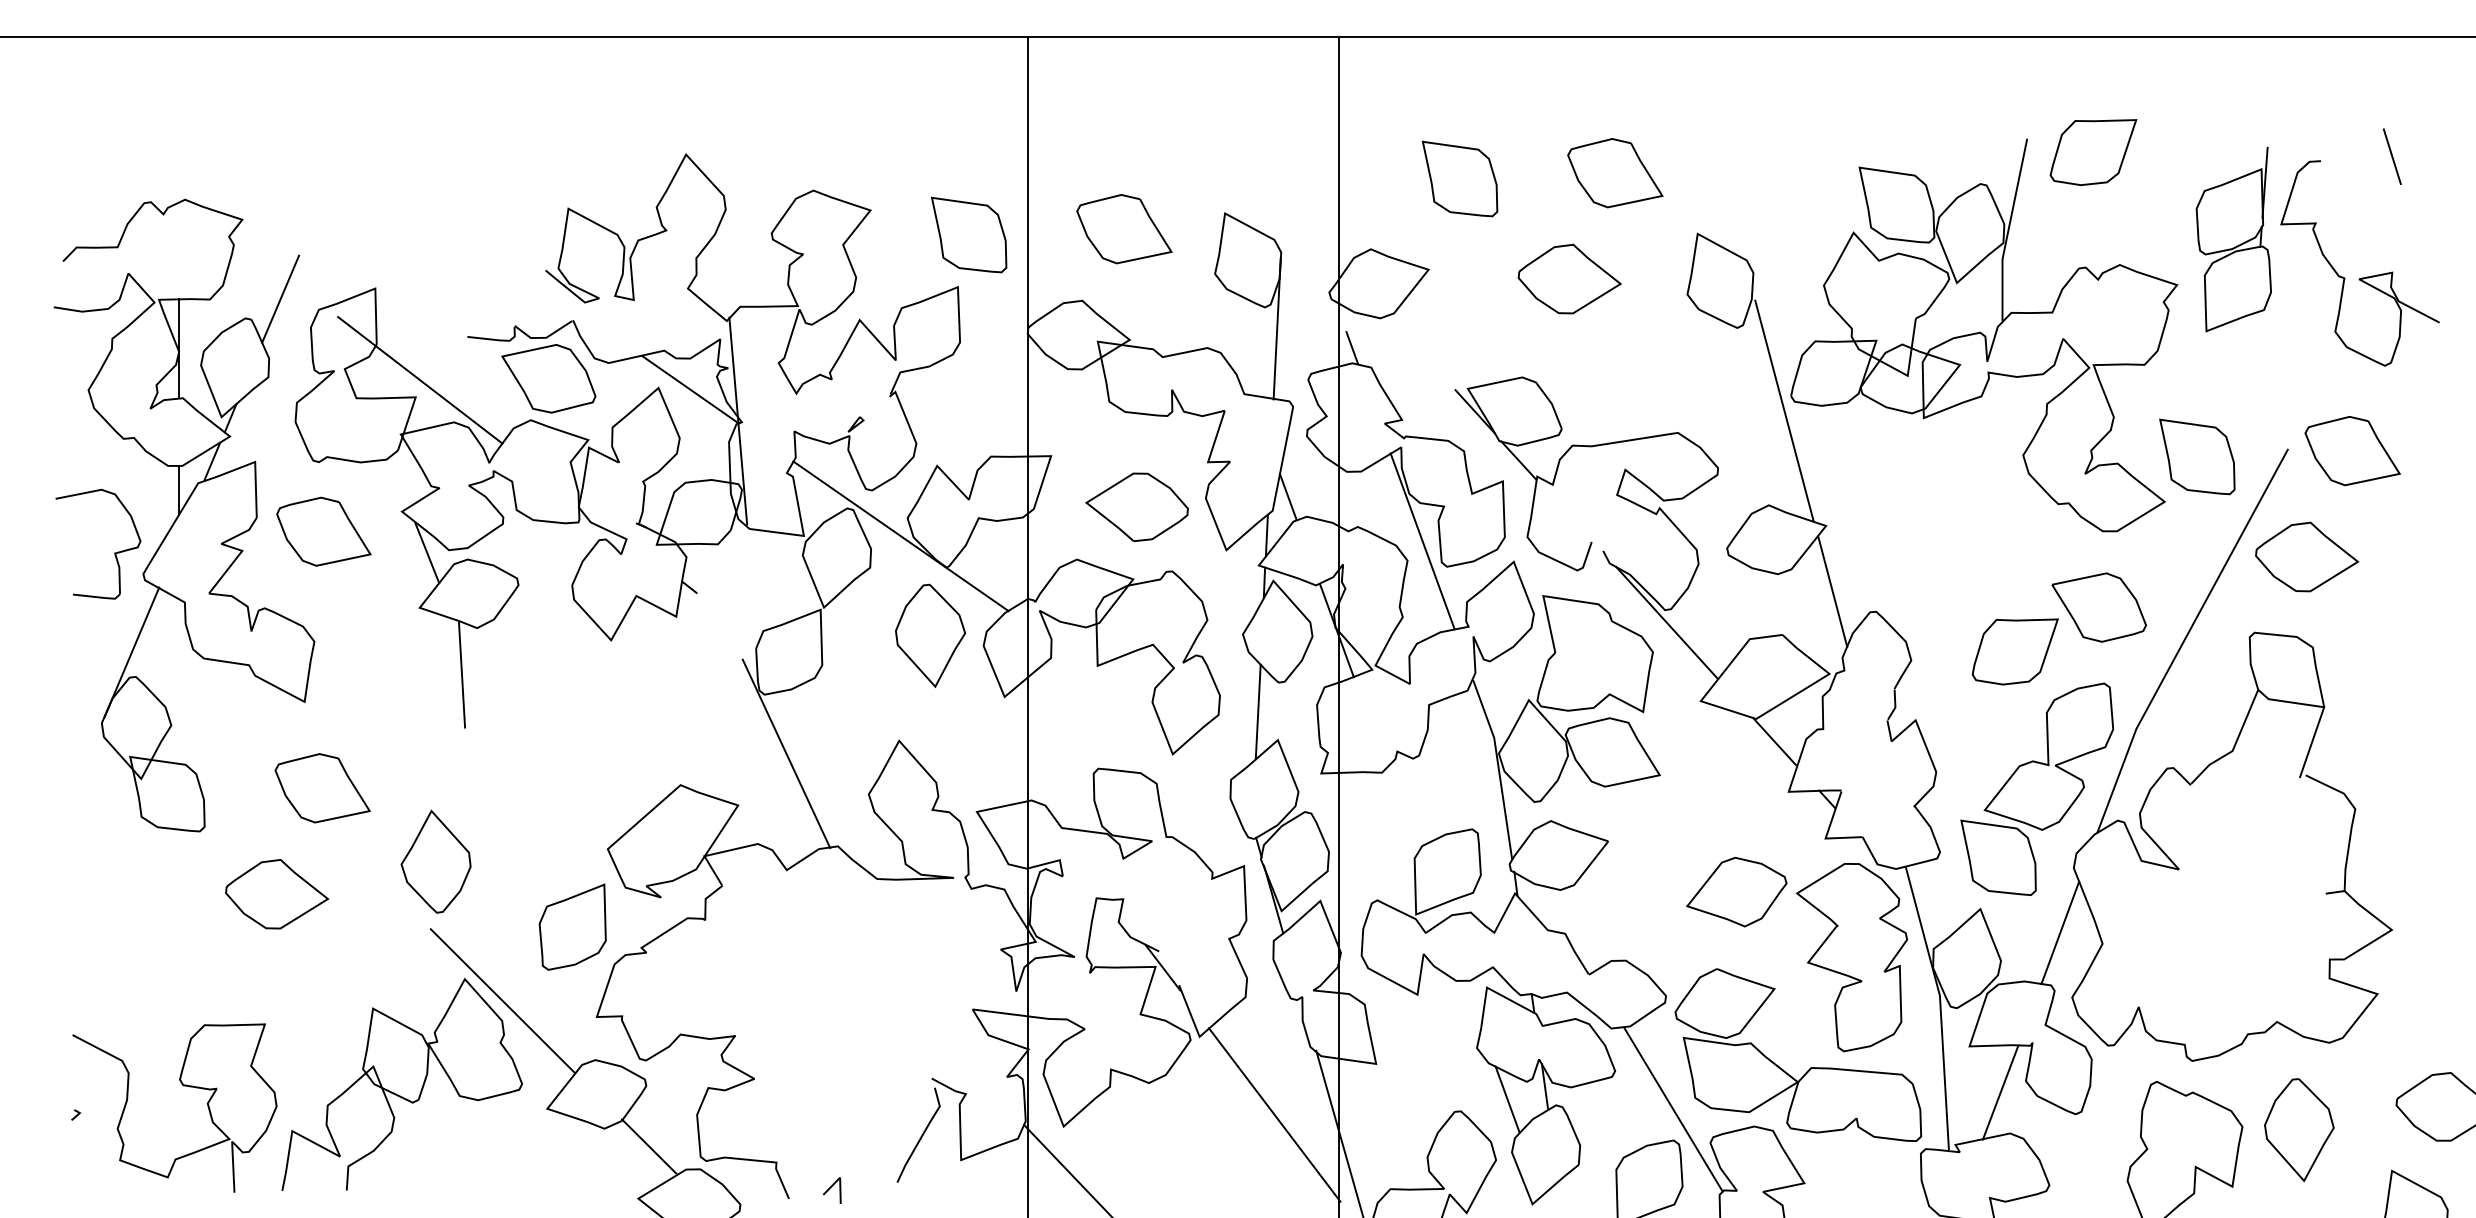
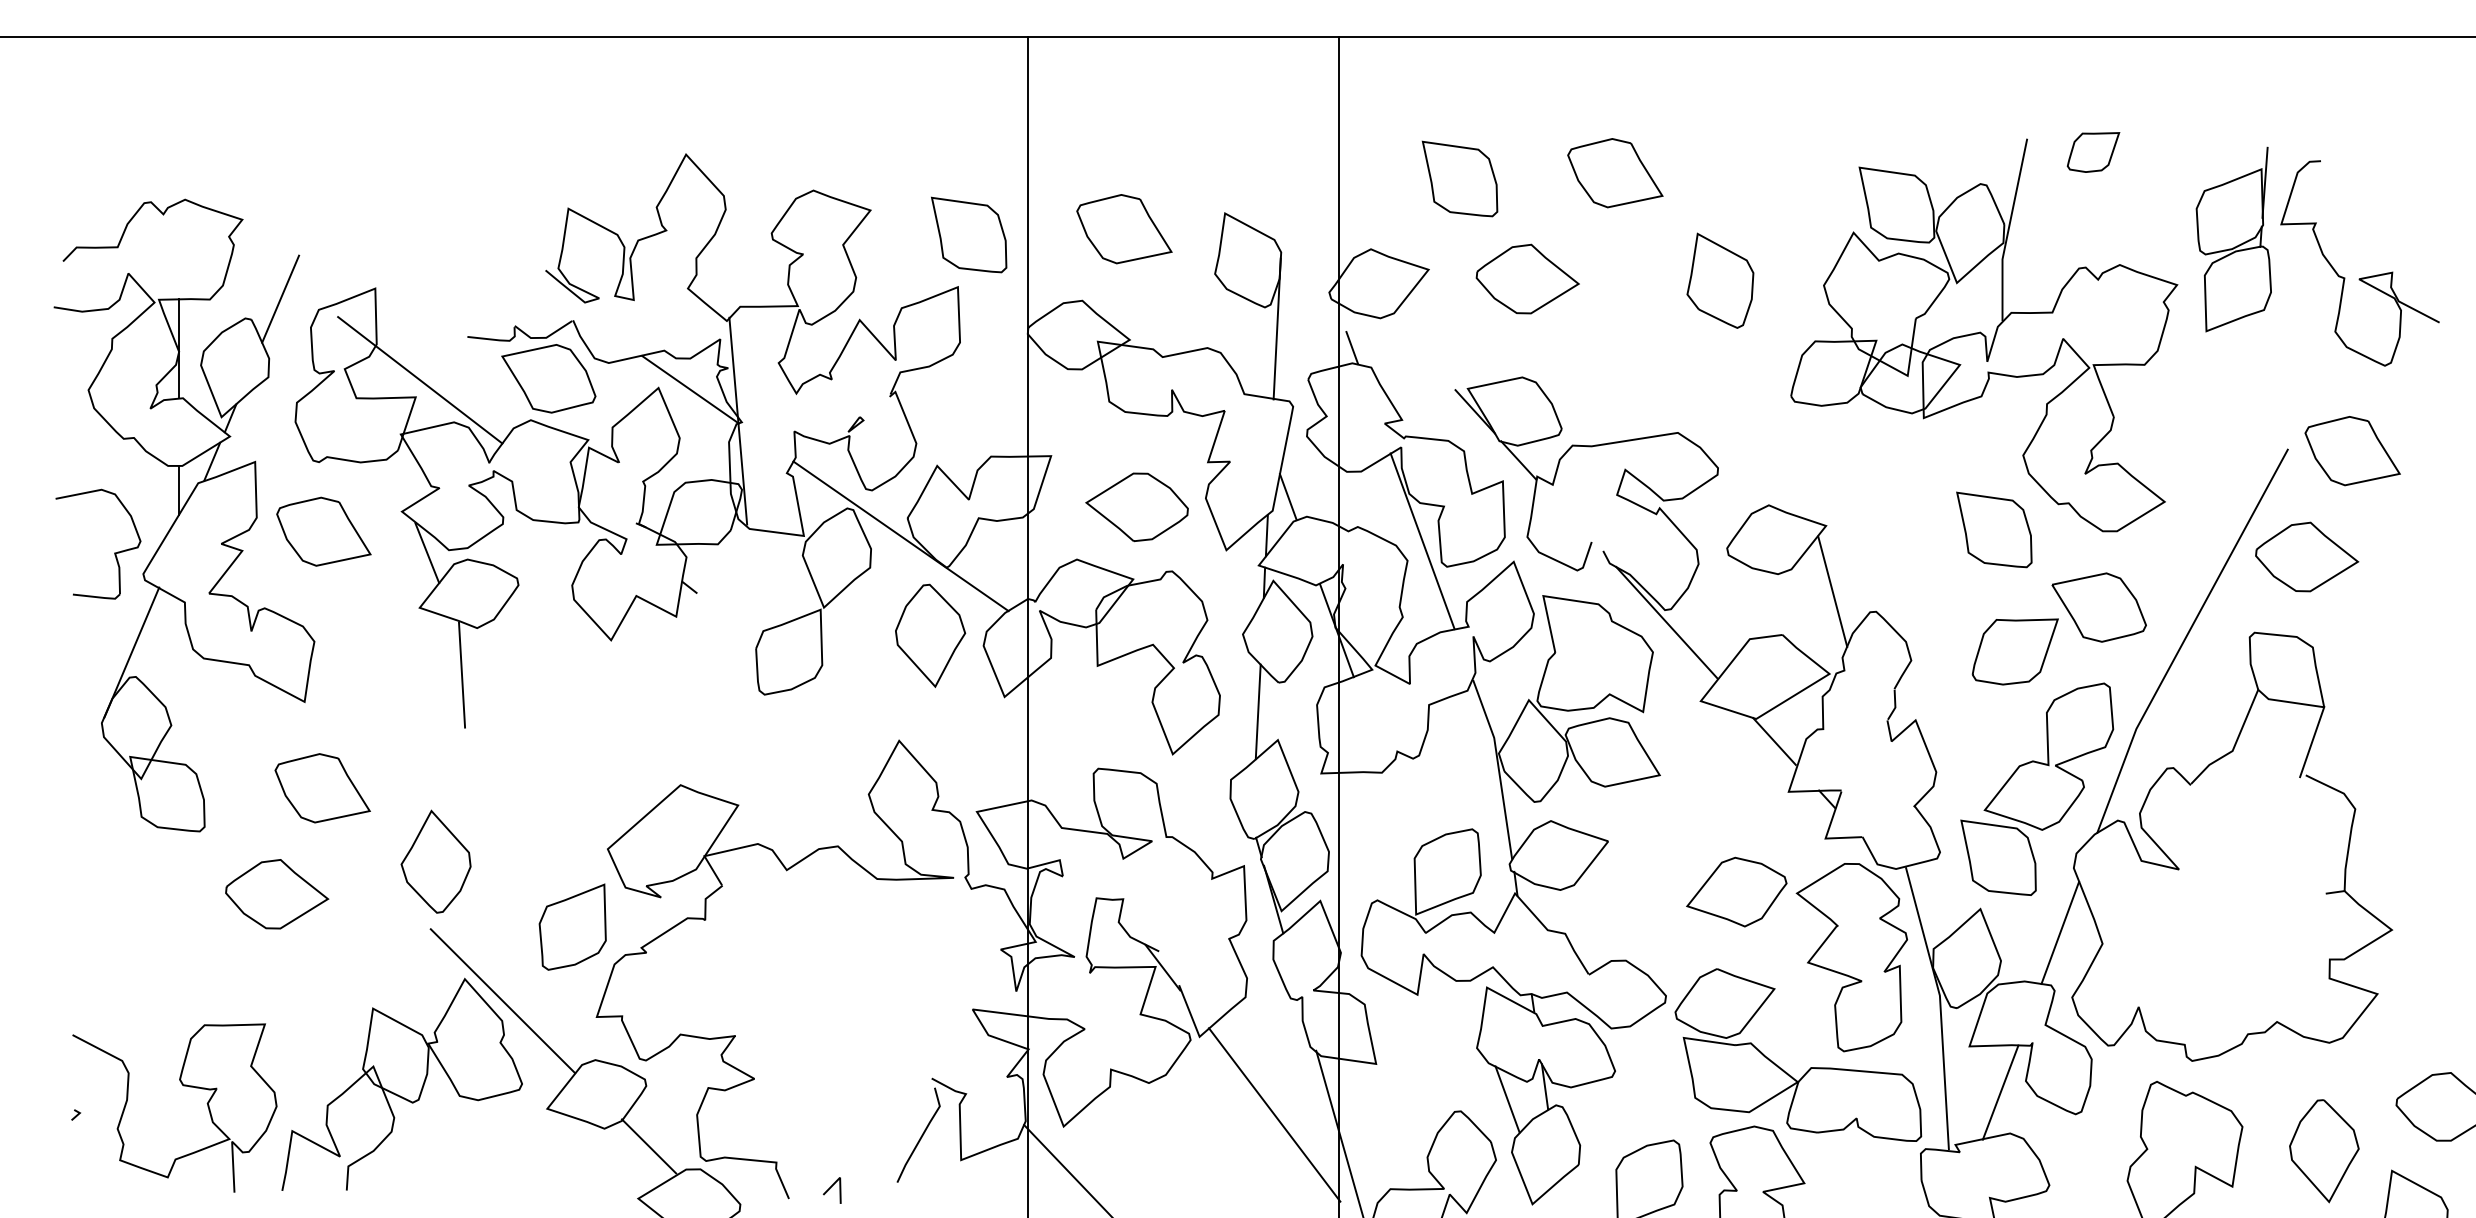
part size: 89x67 px -> 55x41 px (2093, 152)
line: present -> none (2391, 156)
part position: (1569, 278) -> (1527, 278) (1527, 278)
line: present -> none (1784, 410)
part position: (2197, 456) -> (1994, 529) (1994, 529)
line: present -> none (786, 753)
line: present -> none (1673, 1109)
part position: (2299, 1130) -> (2324, 1151) (2324, 1151)
